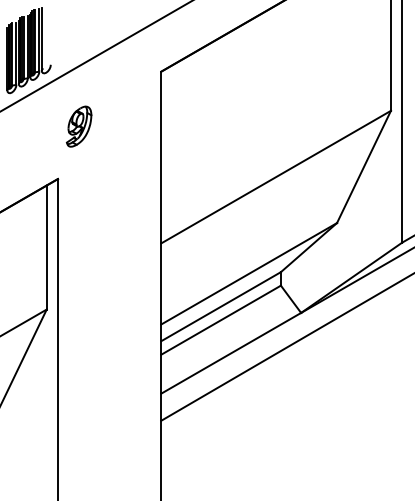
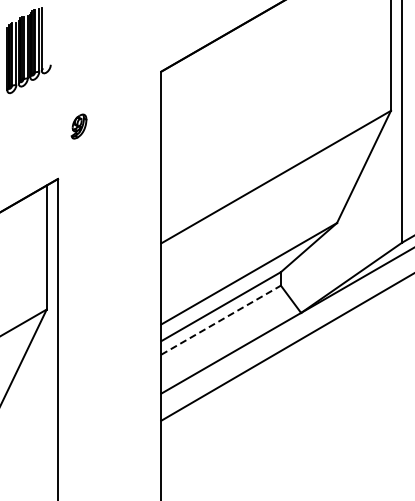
line: present -> none (95, 56)
part size: 28x43 px -> 18x27 px (78, 126)
line: solid -> dashed (221, 319)
